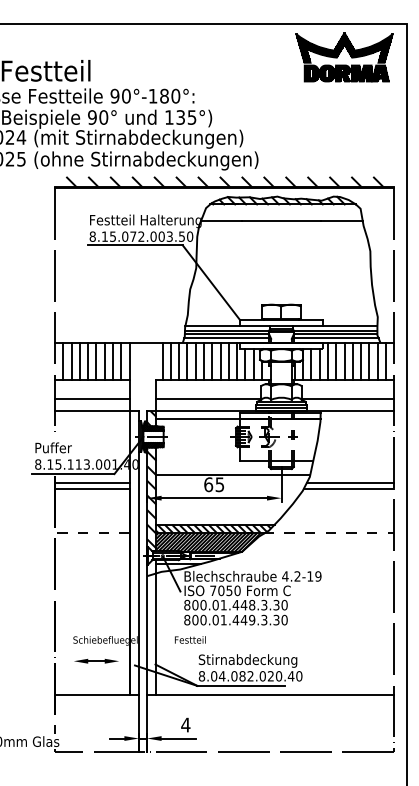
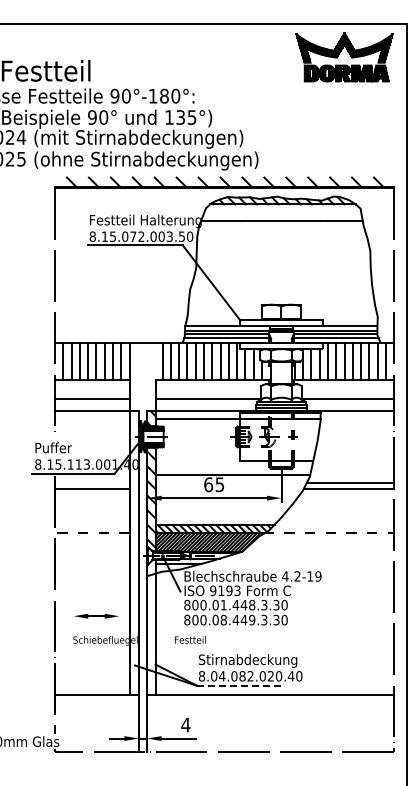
line: present -> none (92, 483)
text: 7050 -> 9193 (225, 590)
text: 800.01.449.3.30 -> 800.08.449.3.30 (223, 619)
part position: (96, 661) -> (96, 616) (96, 616)
line: solid -> dashed (241, 685)
